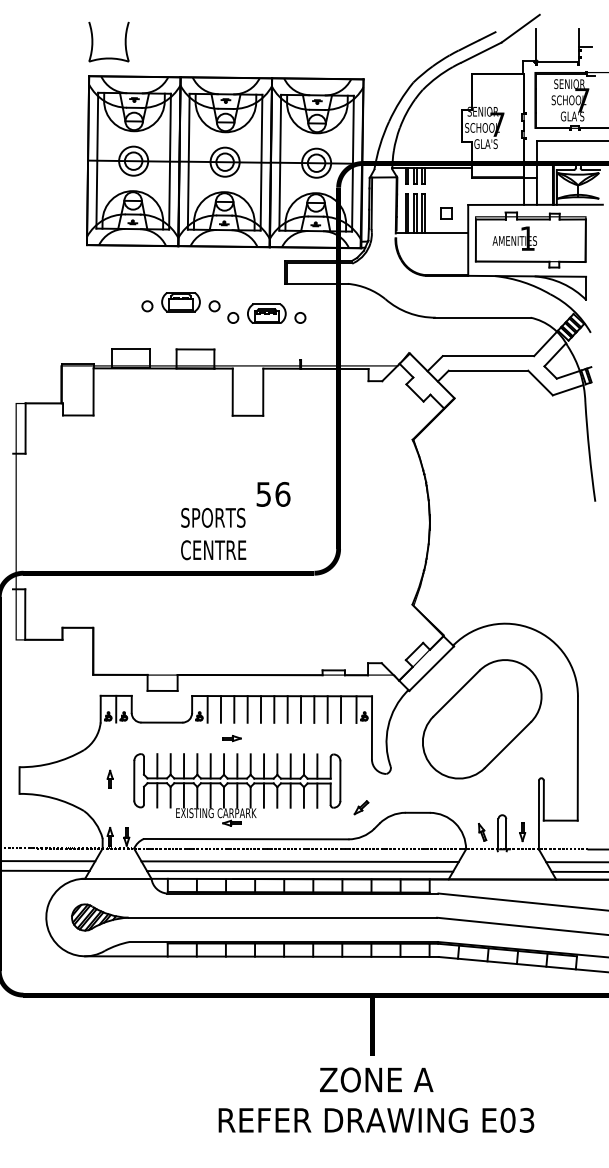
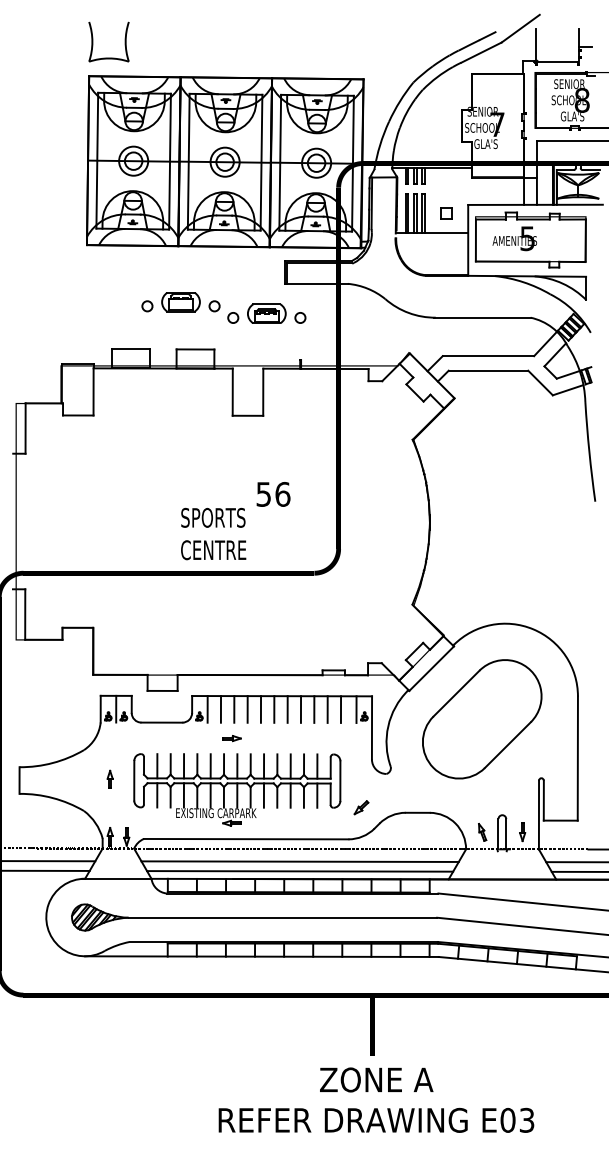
text: 7 -> 8 (581, 100)
text: 1 -> 5 (527, 238)
